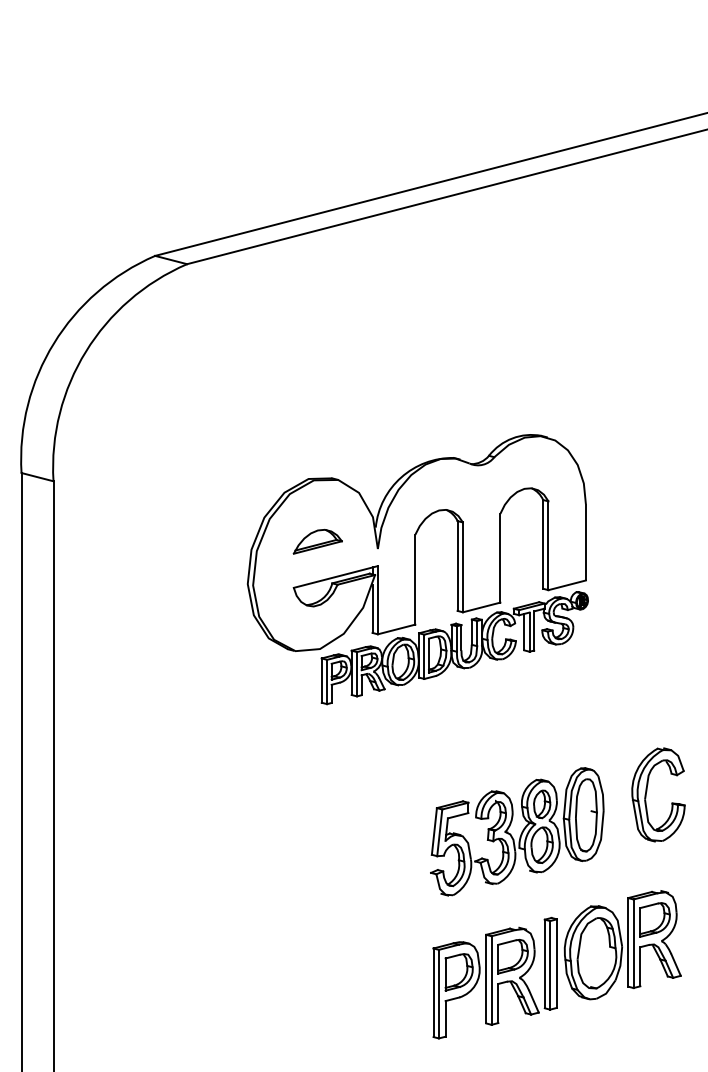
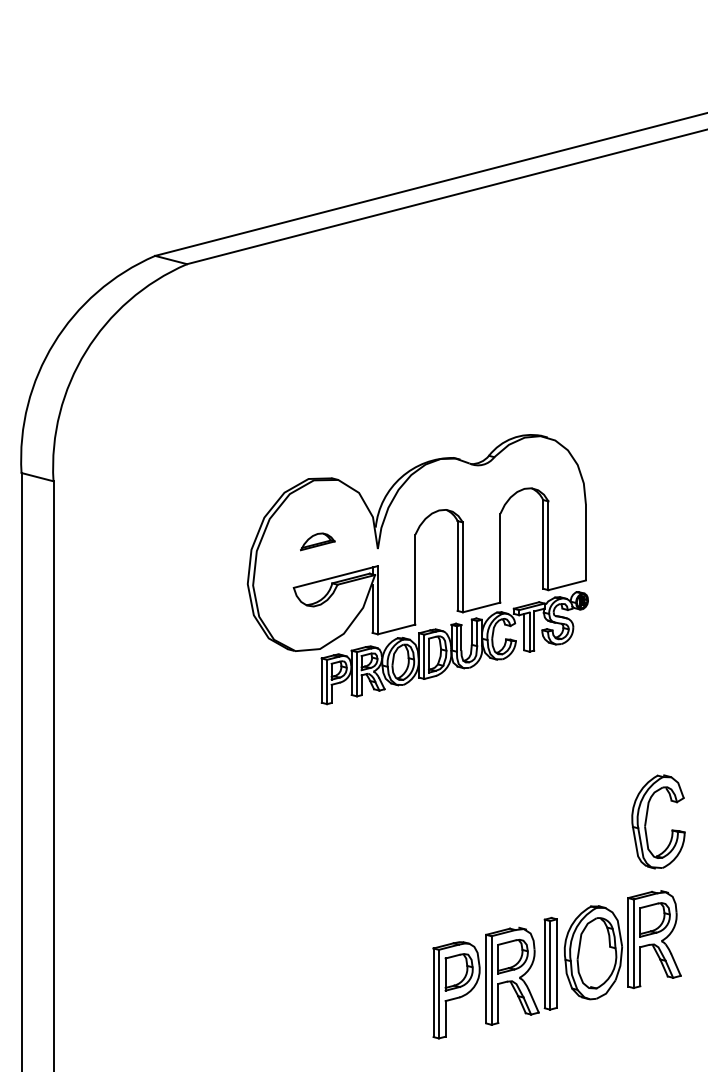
part size: 51x26 px -> 36x20 px (317, 541)
part position: (647, 791) -> (647, 818) (647, 818)
part: present -> none (517, 831)
